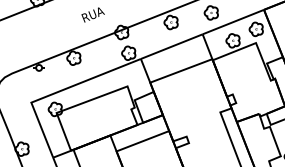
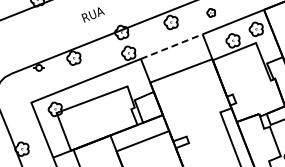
part size: 16x16 px -> 11x10 px (211, 12)
line: solid -> dashed (172, 46)
